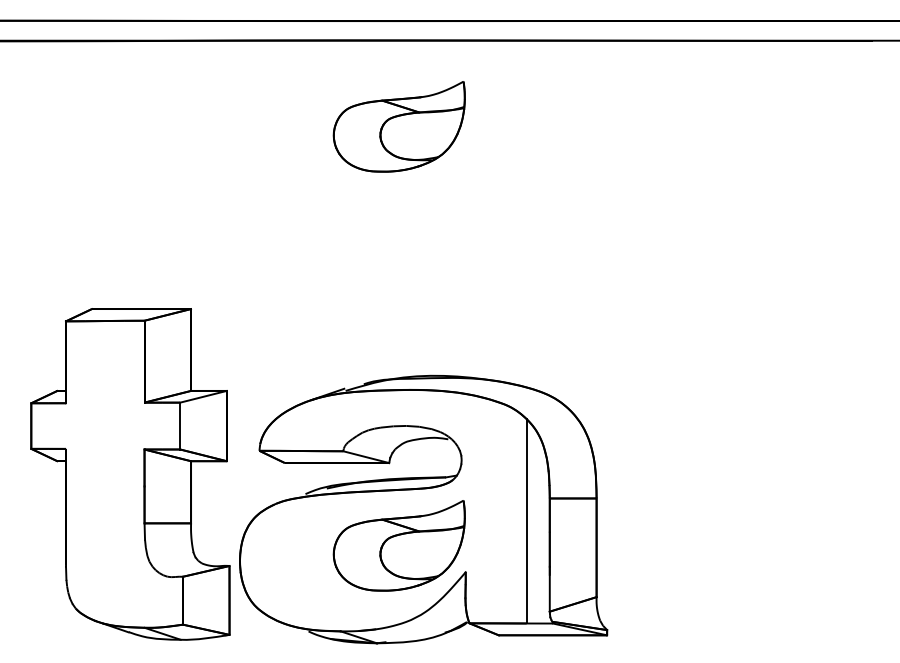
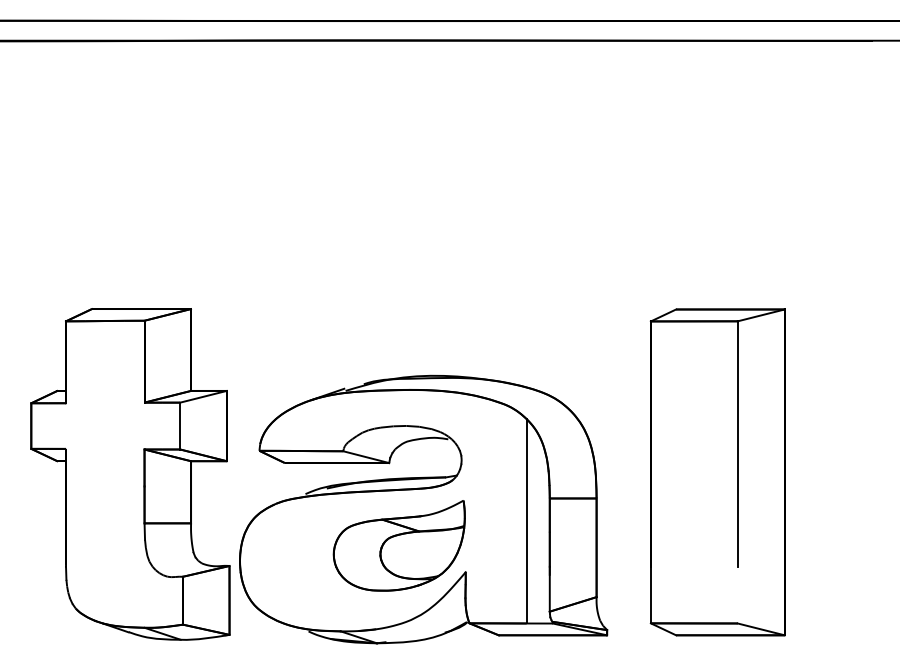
part: present -> none (398, 126)
part: none -> present (717, 472)
